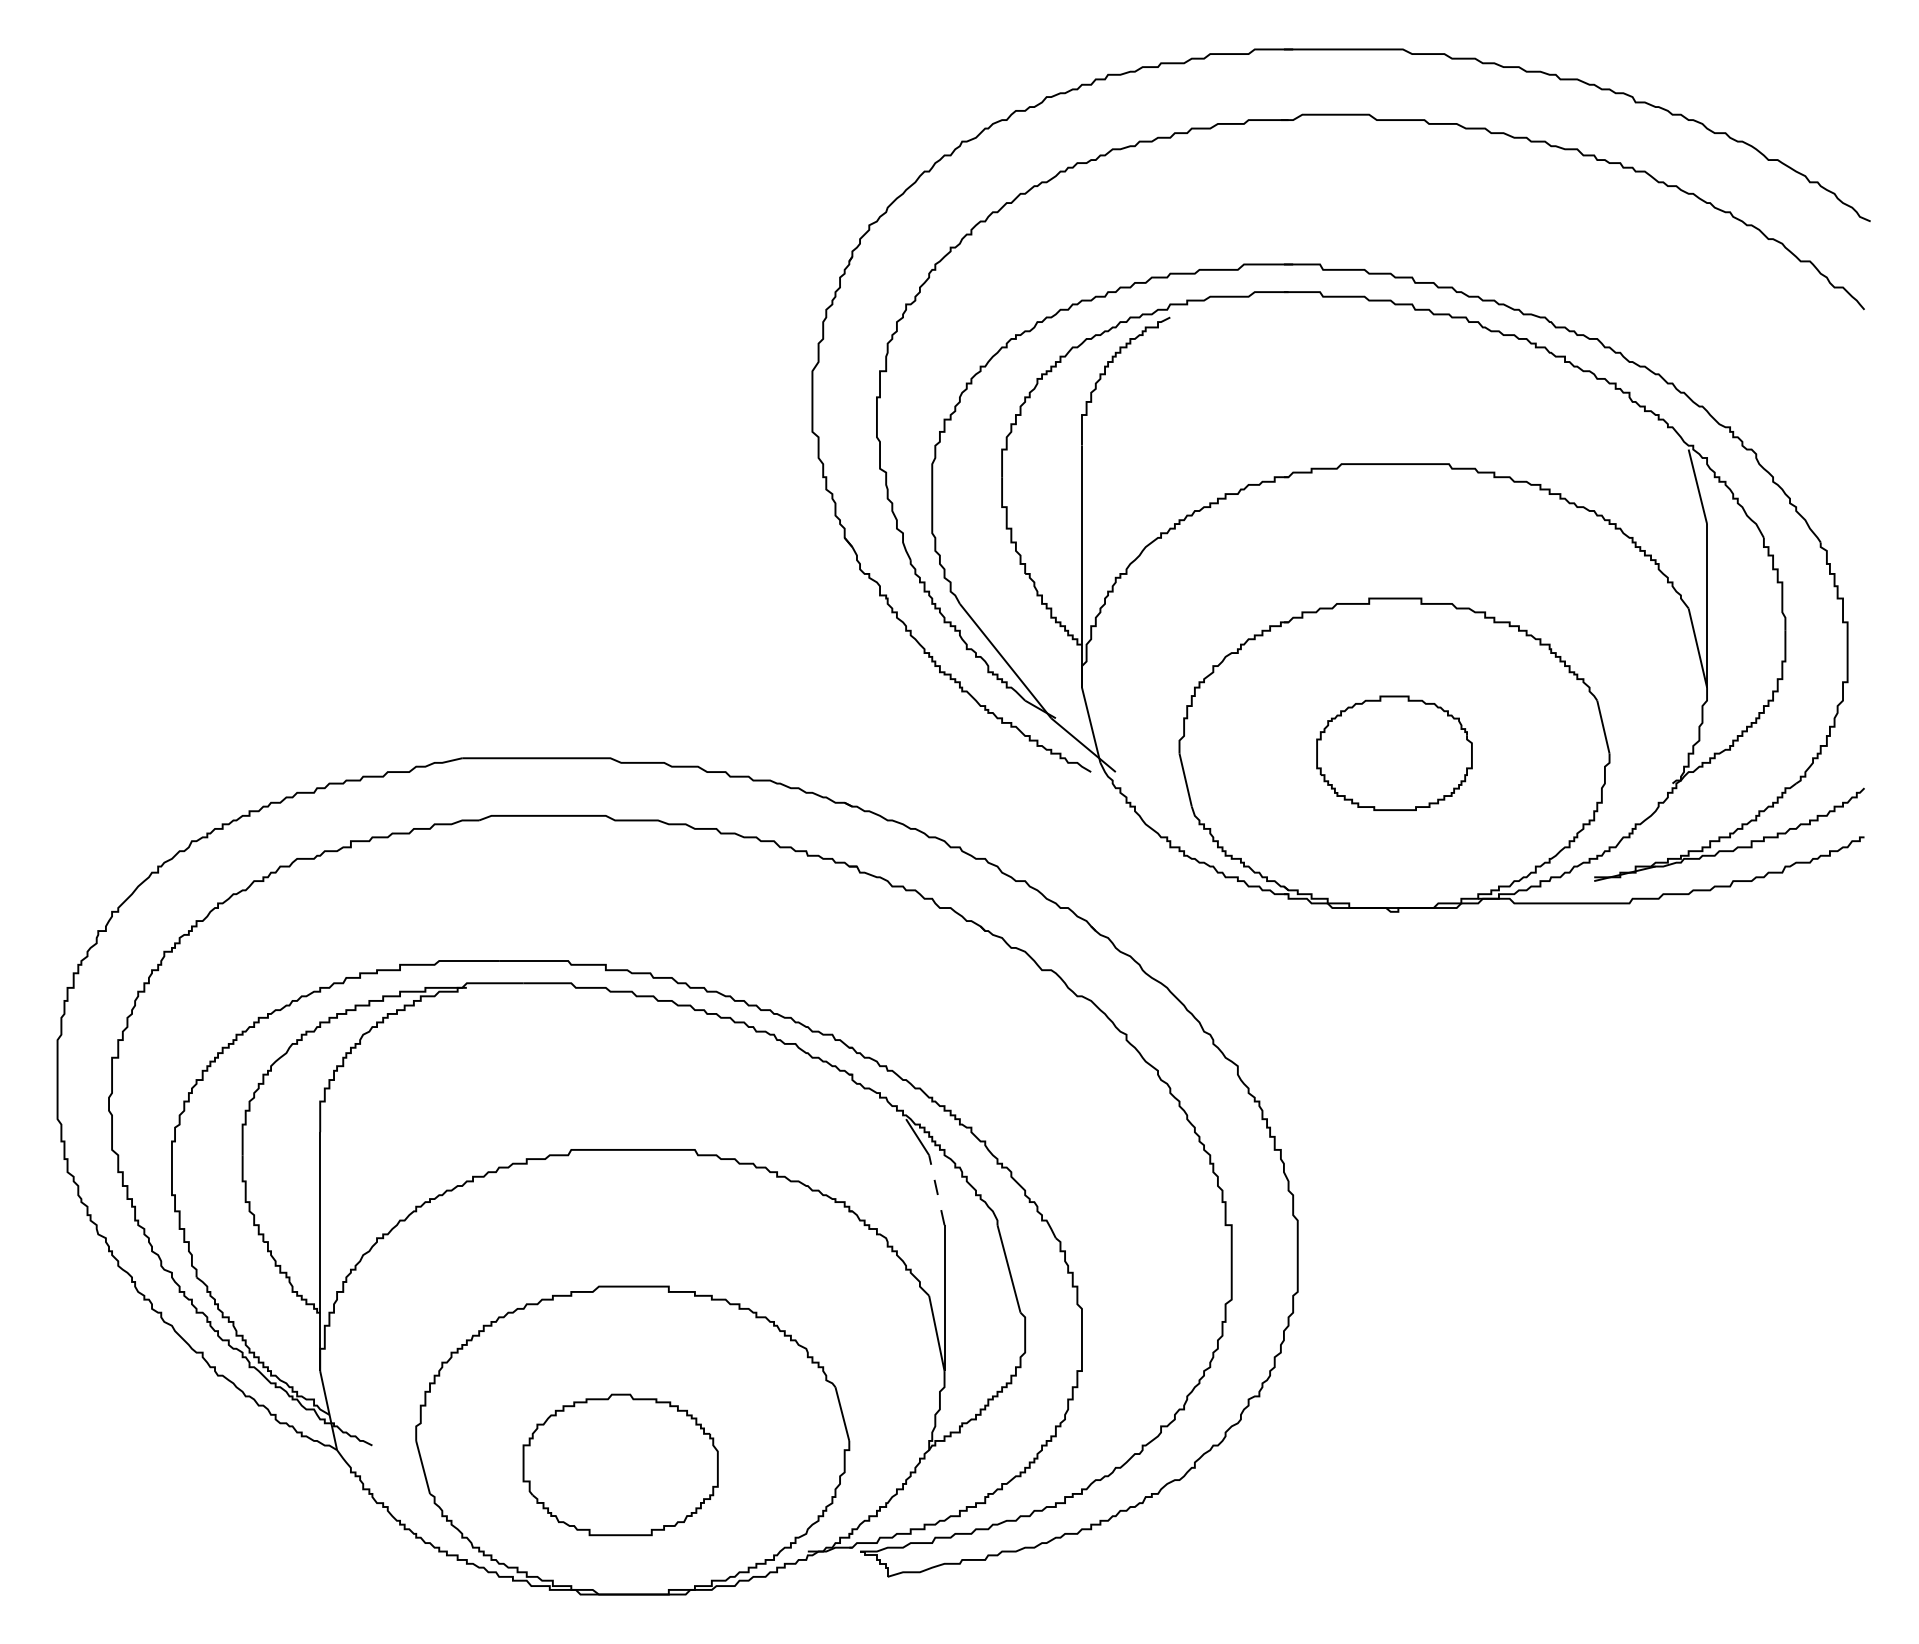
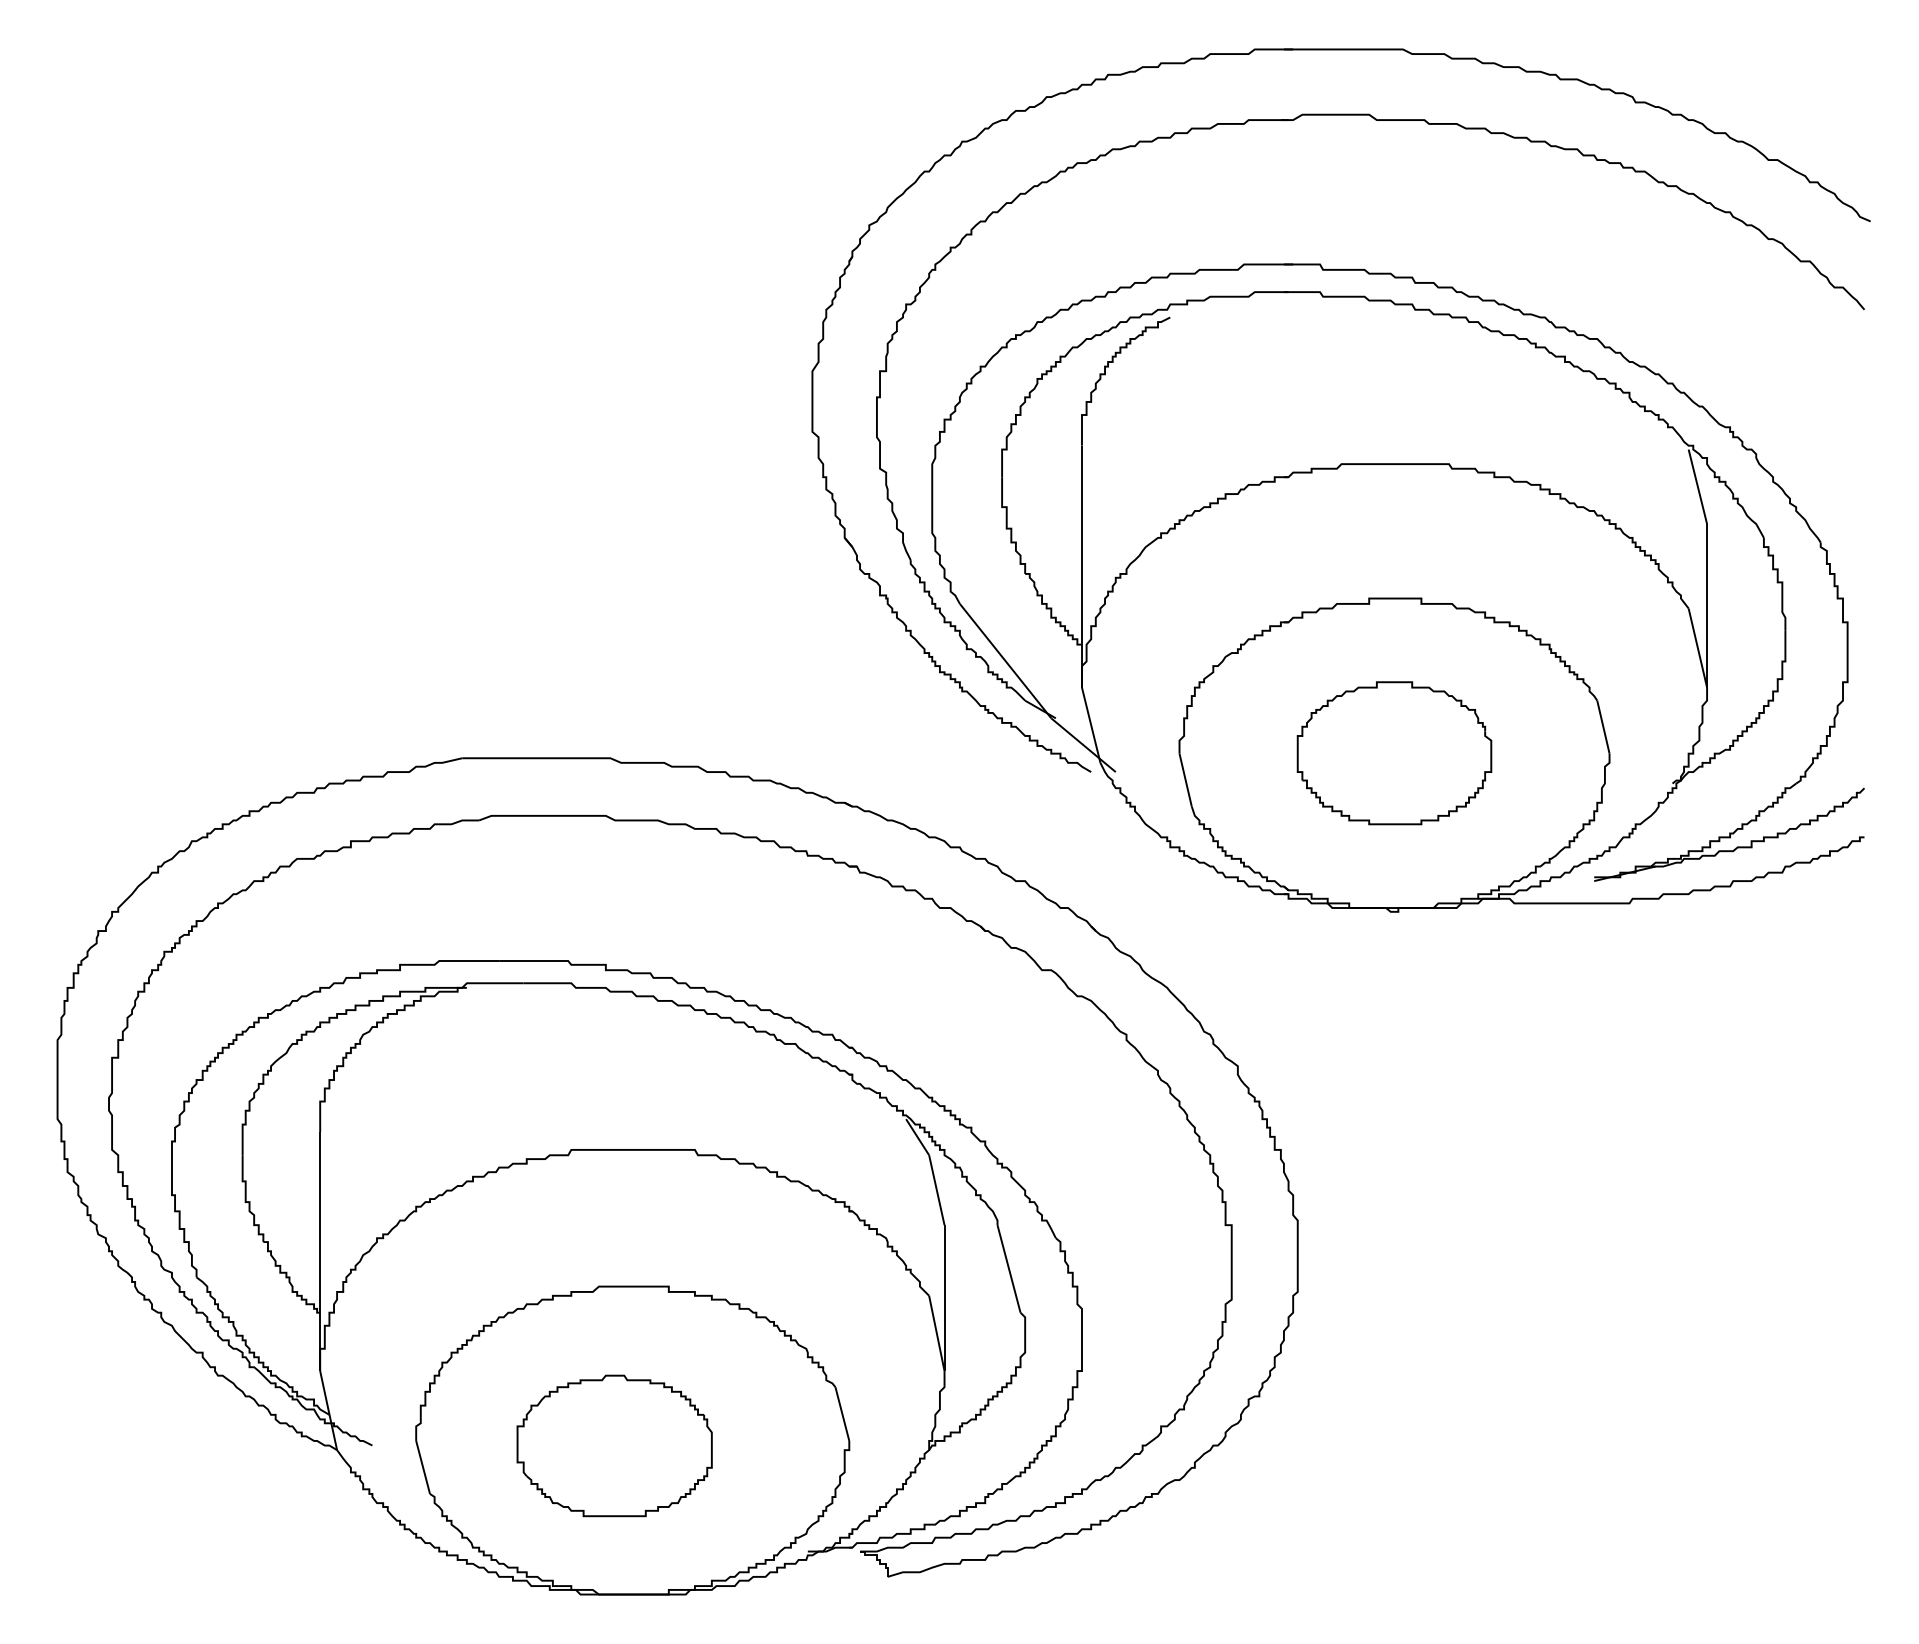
part size: 157x116 px -> 197x145 px (1394, 753)
line: dashed -> solid (936, 1190)
part position: (620, 1464) -> (614, 1445) (614, 1445)
